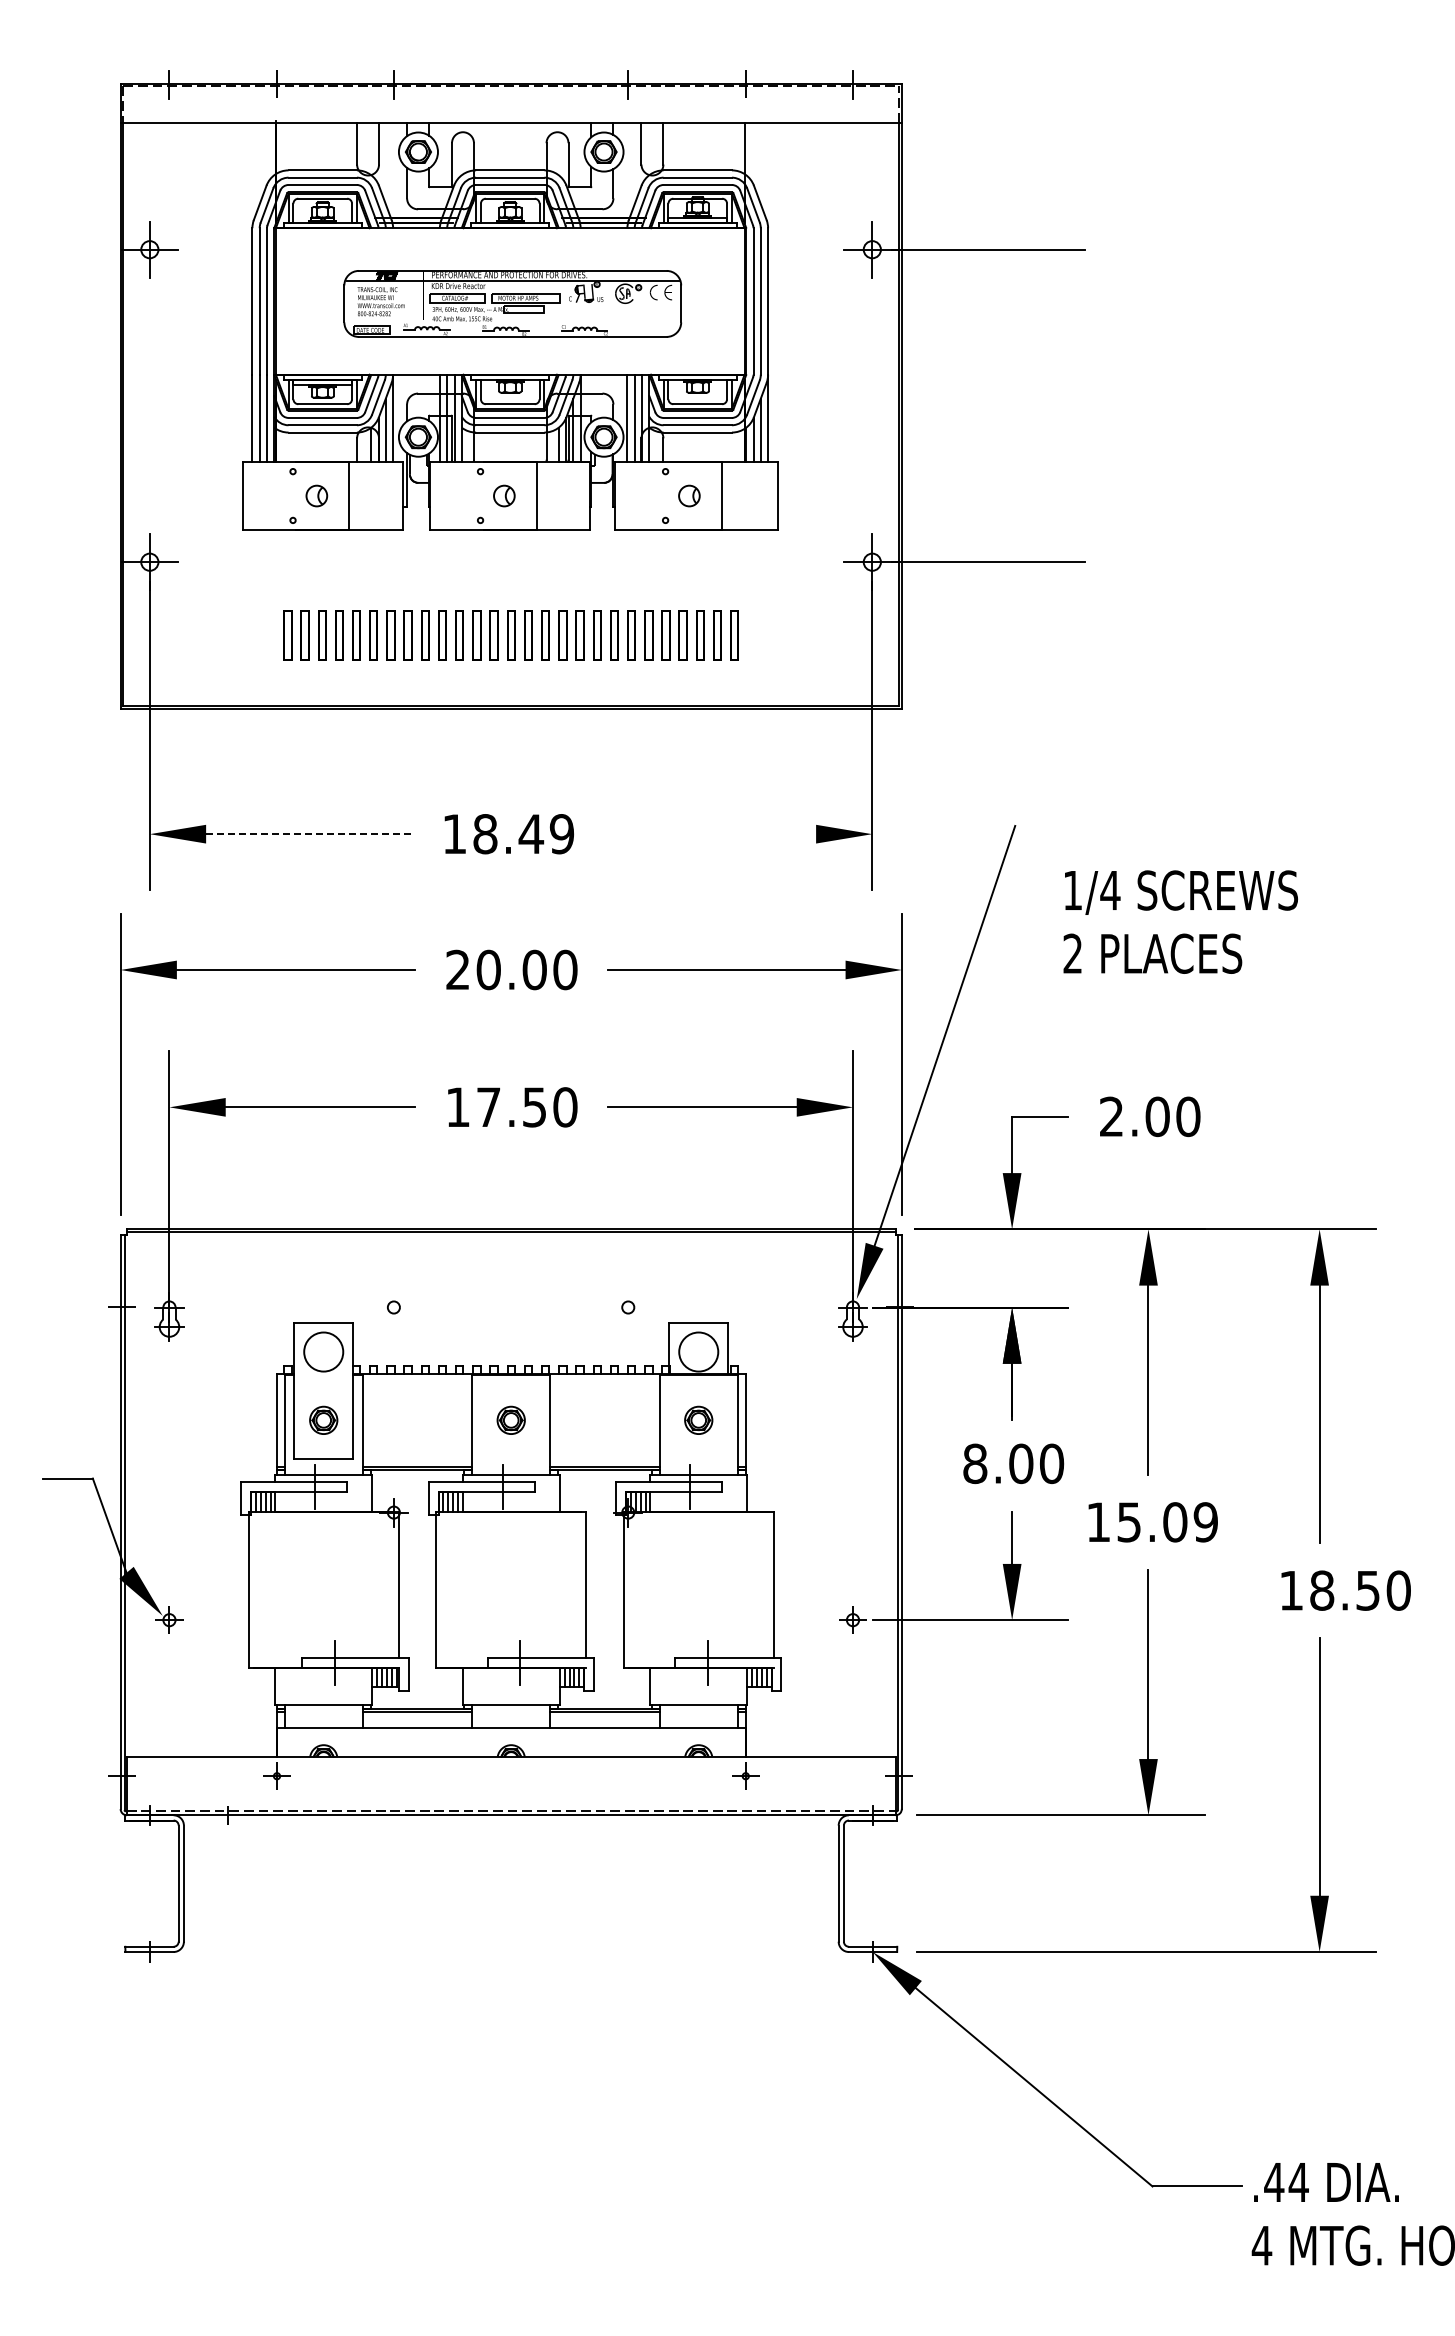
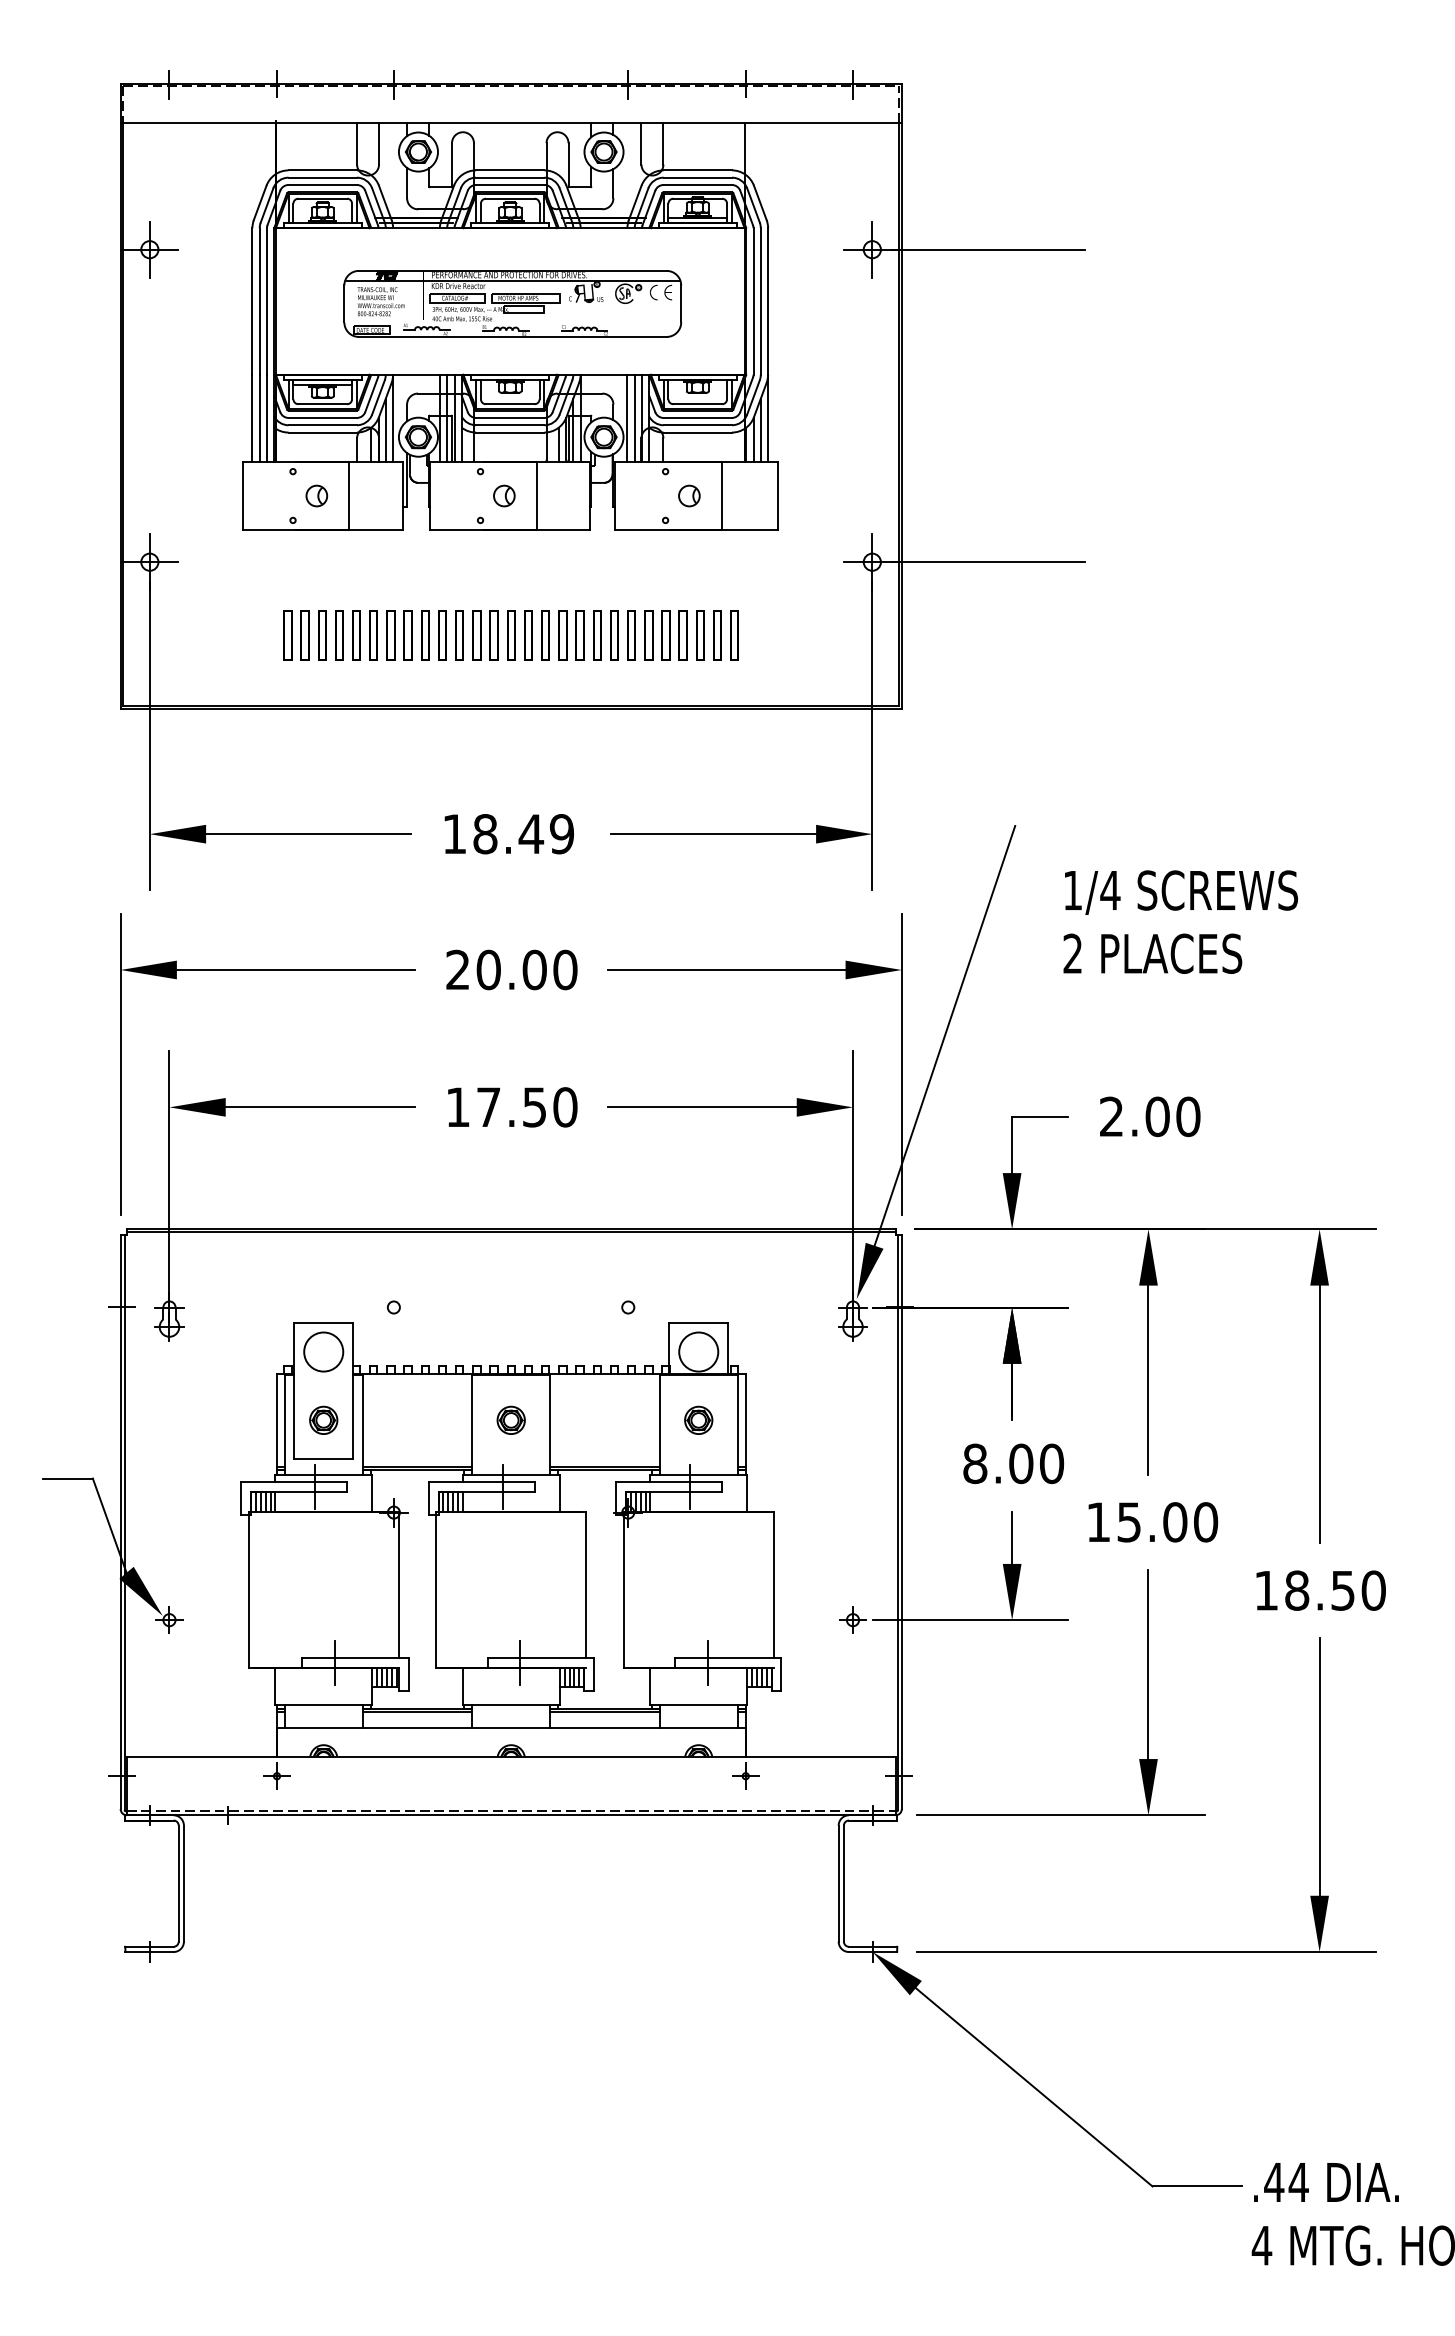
line: dashed -> solid (308, 834)
line: none -> present (713, 834)
text: 15.09 -> 15.00 (1205, 1522)
text position: (1345, 1590) -> (1320, 1590) (1320, 1590)
